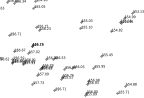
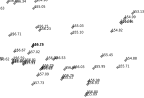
part position: (85, 24) -> (76, 29) (76, 29)
part position: (126, 88) -> (126, 62) (126, 62)
part: present -> none (59, 89)
